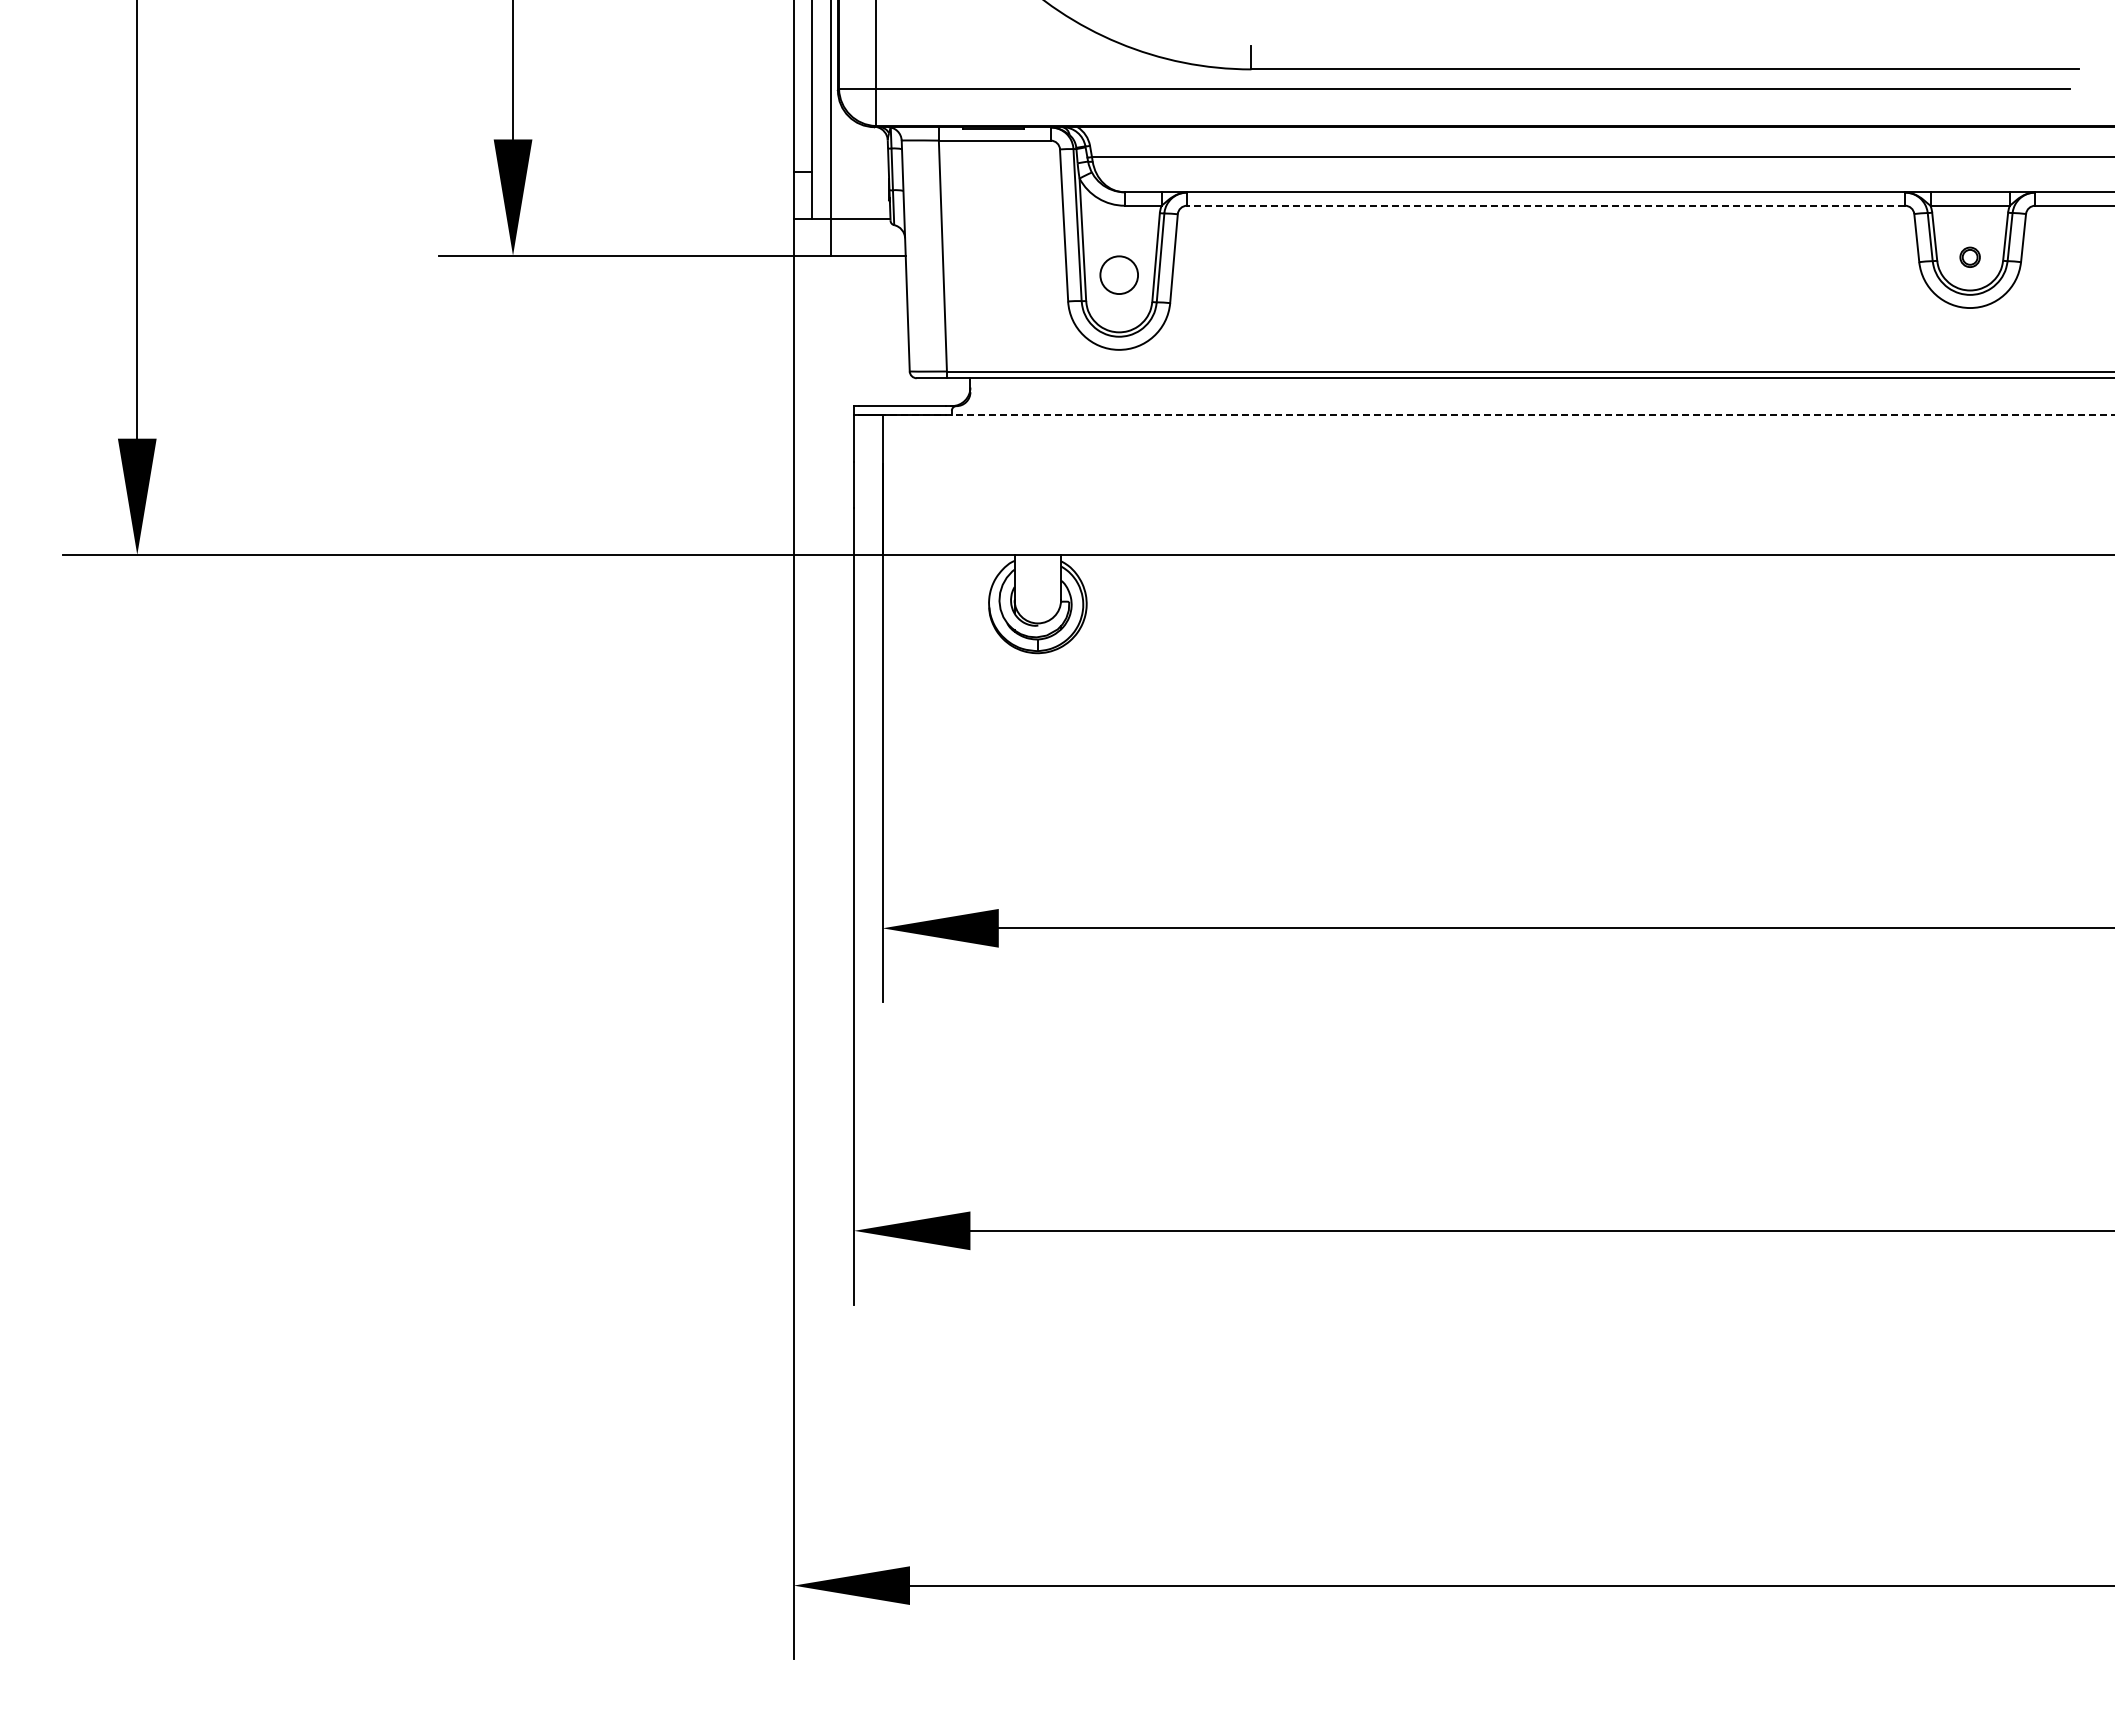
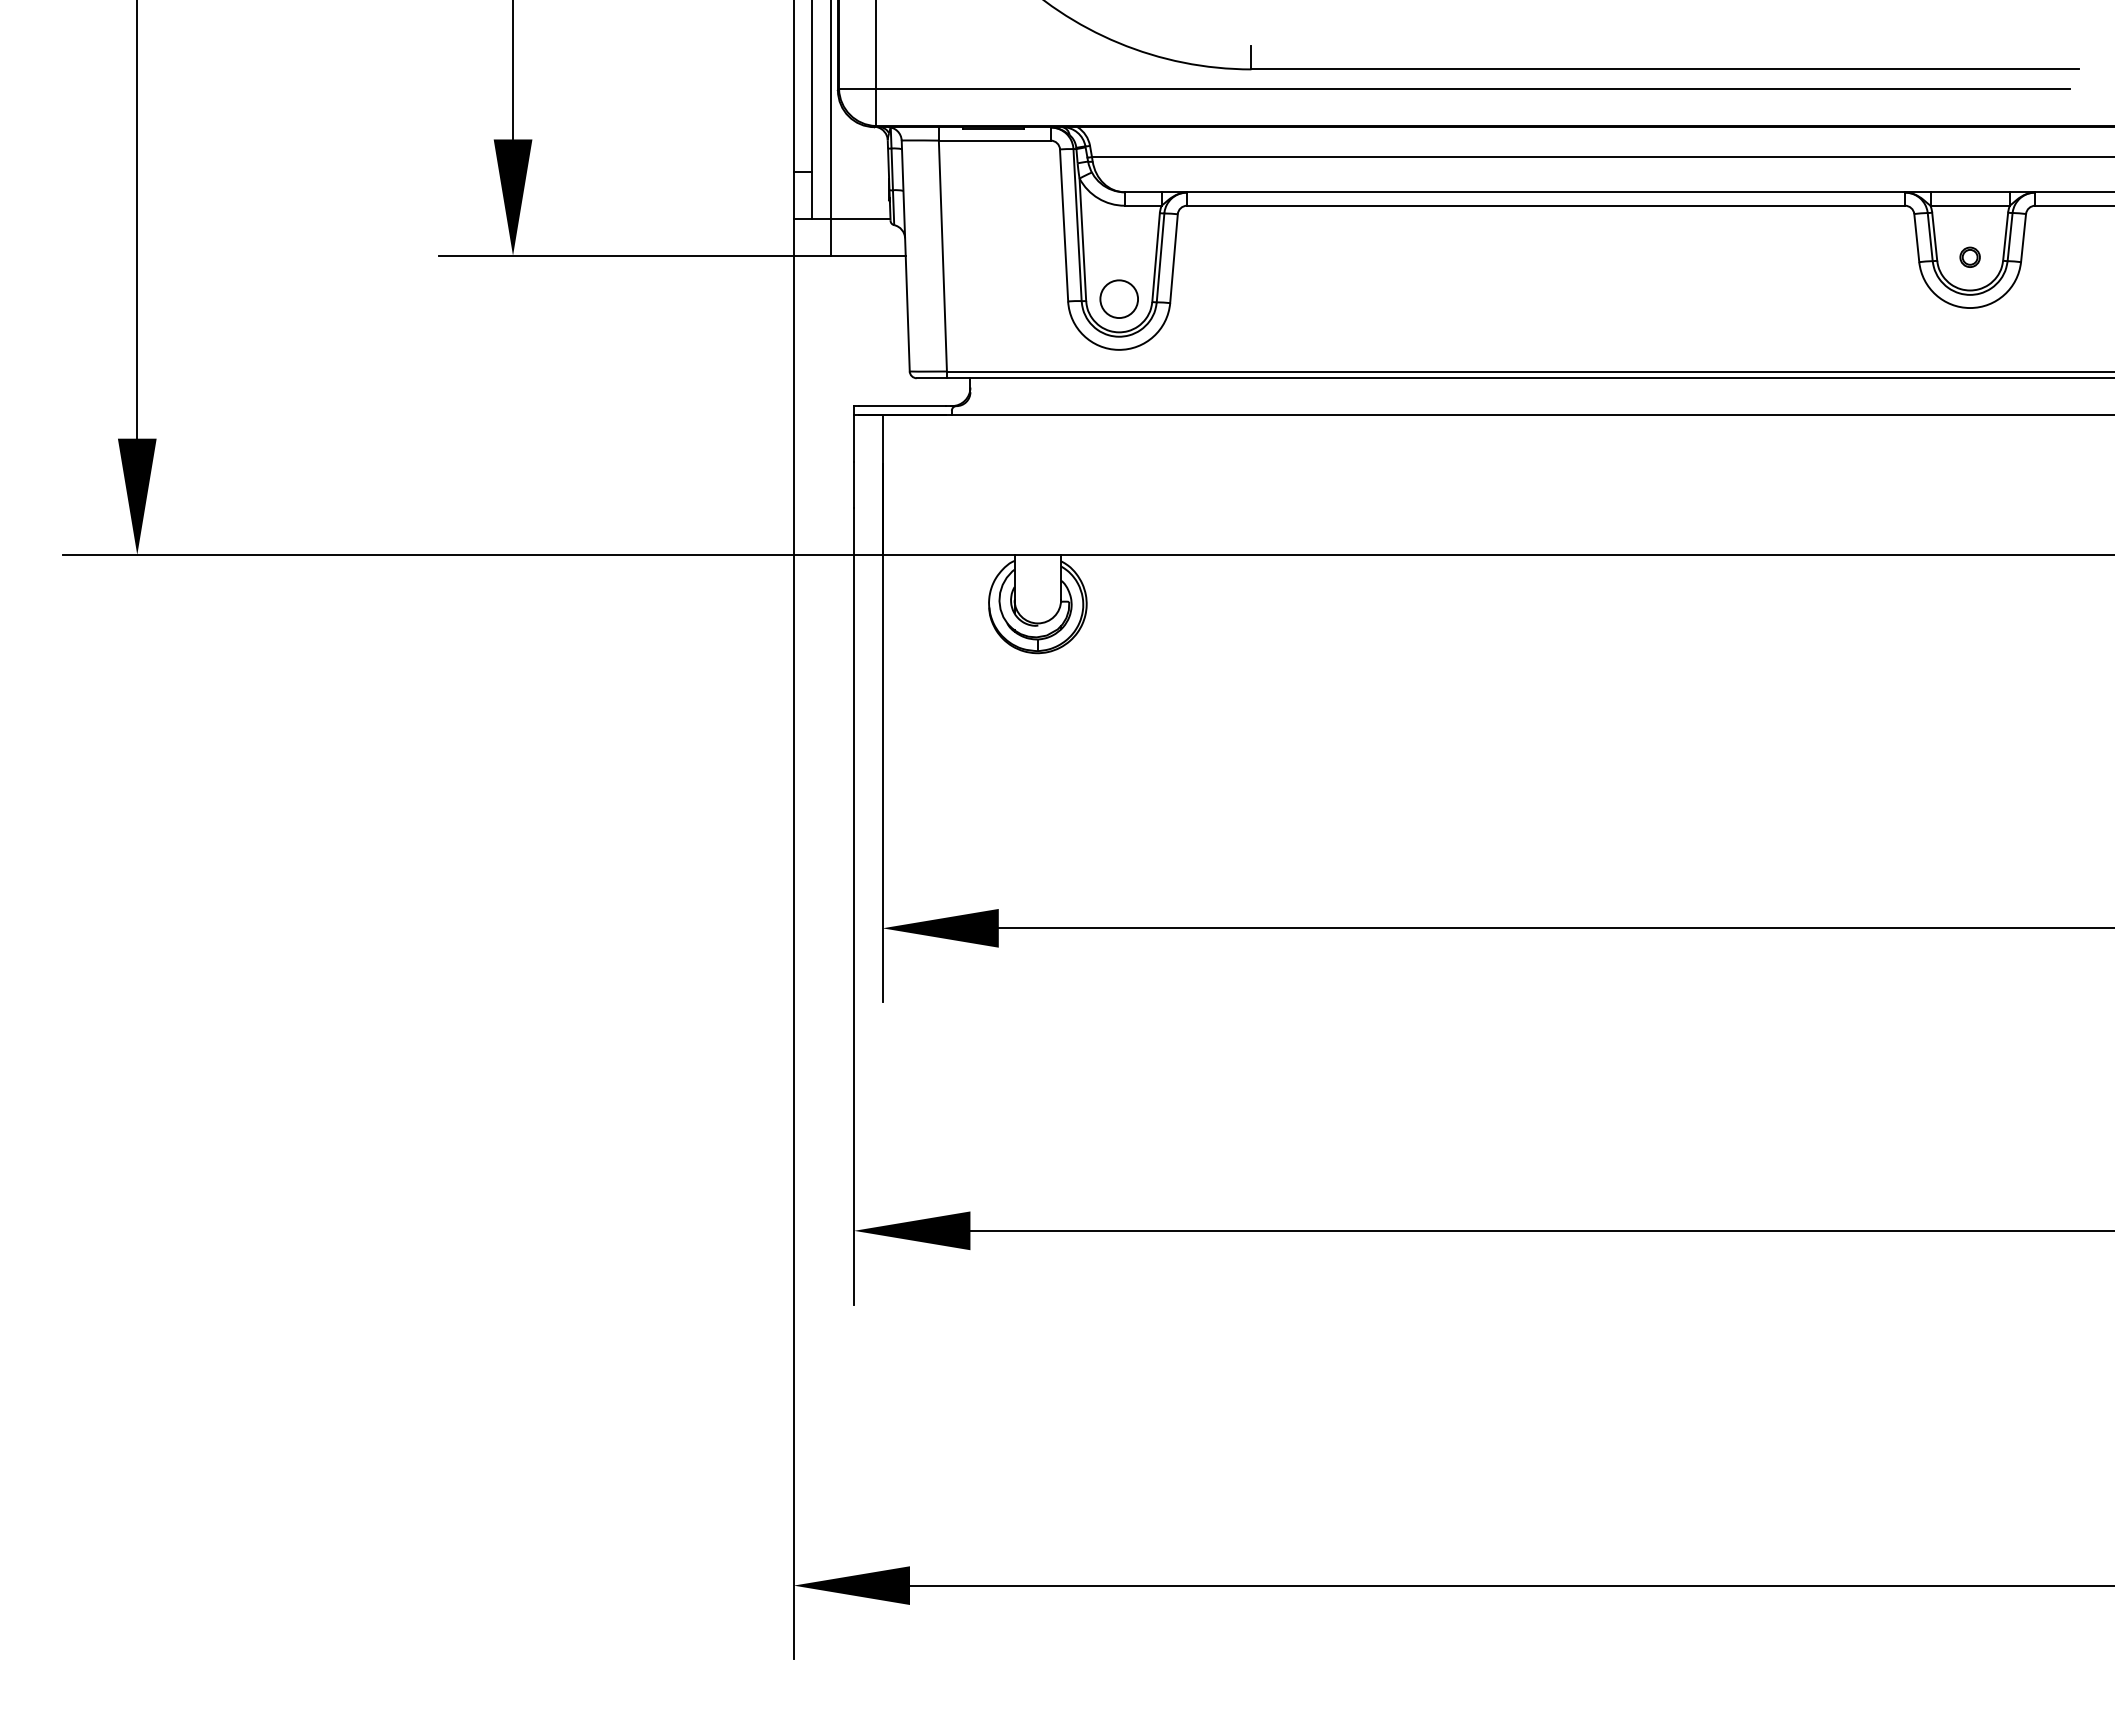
line: dashed -> solid (1546, 205)
circle position: (1118, 274) -> (1118, 298) (1118, 298)
line: dashed -> solid (1498, 415)
